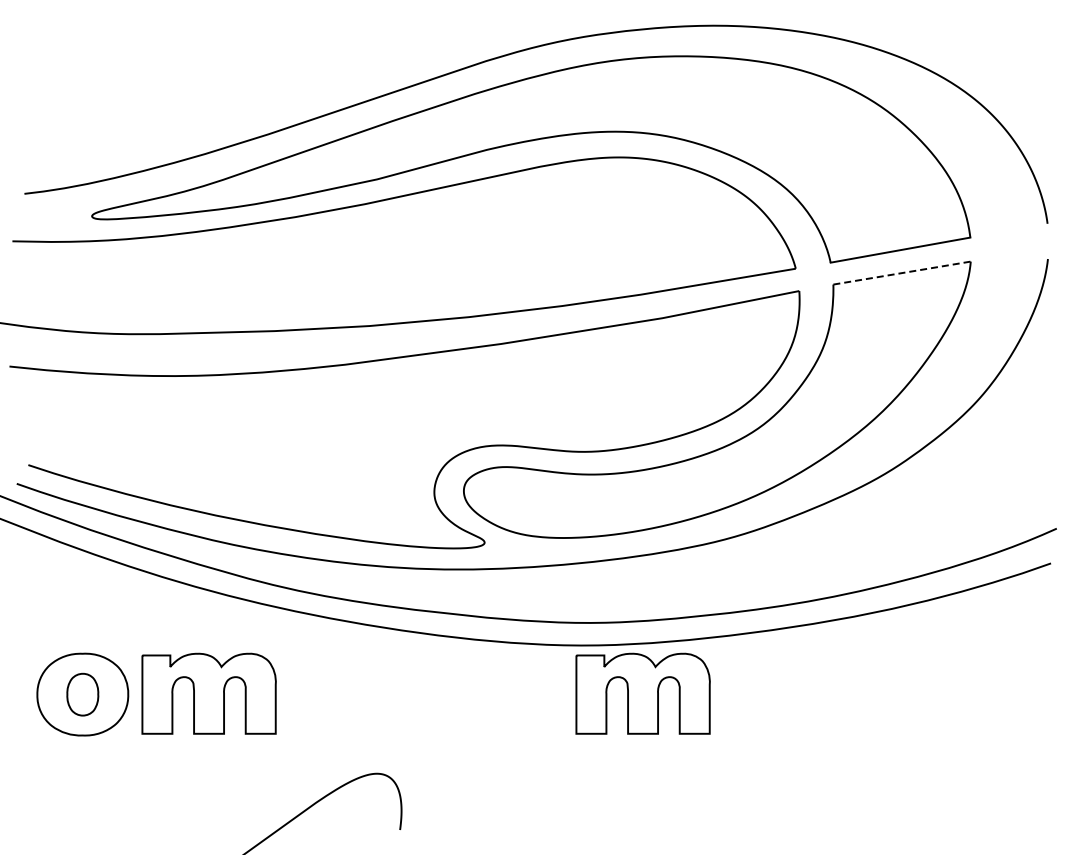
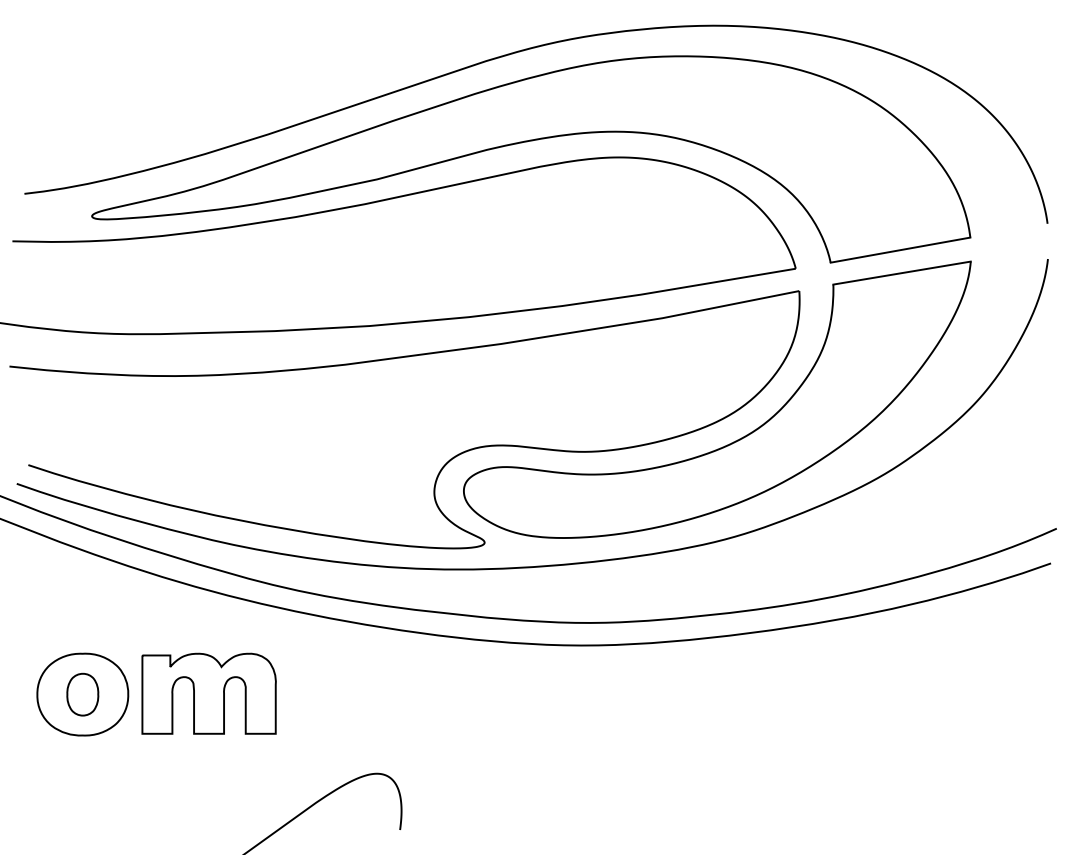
line: dashed -> solid (902, 273)
part: present -> none (642, 693)
